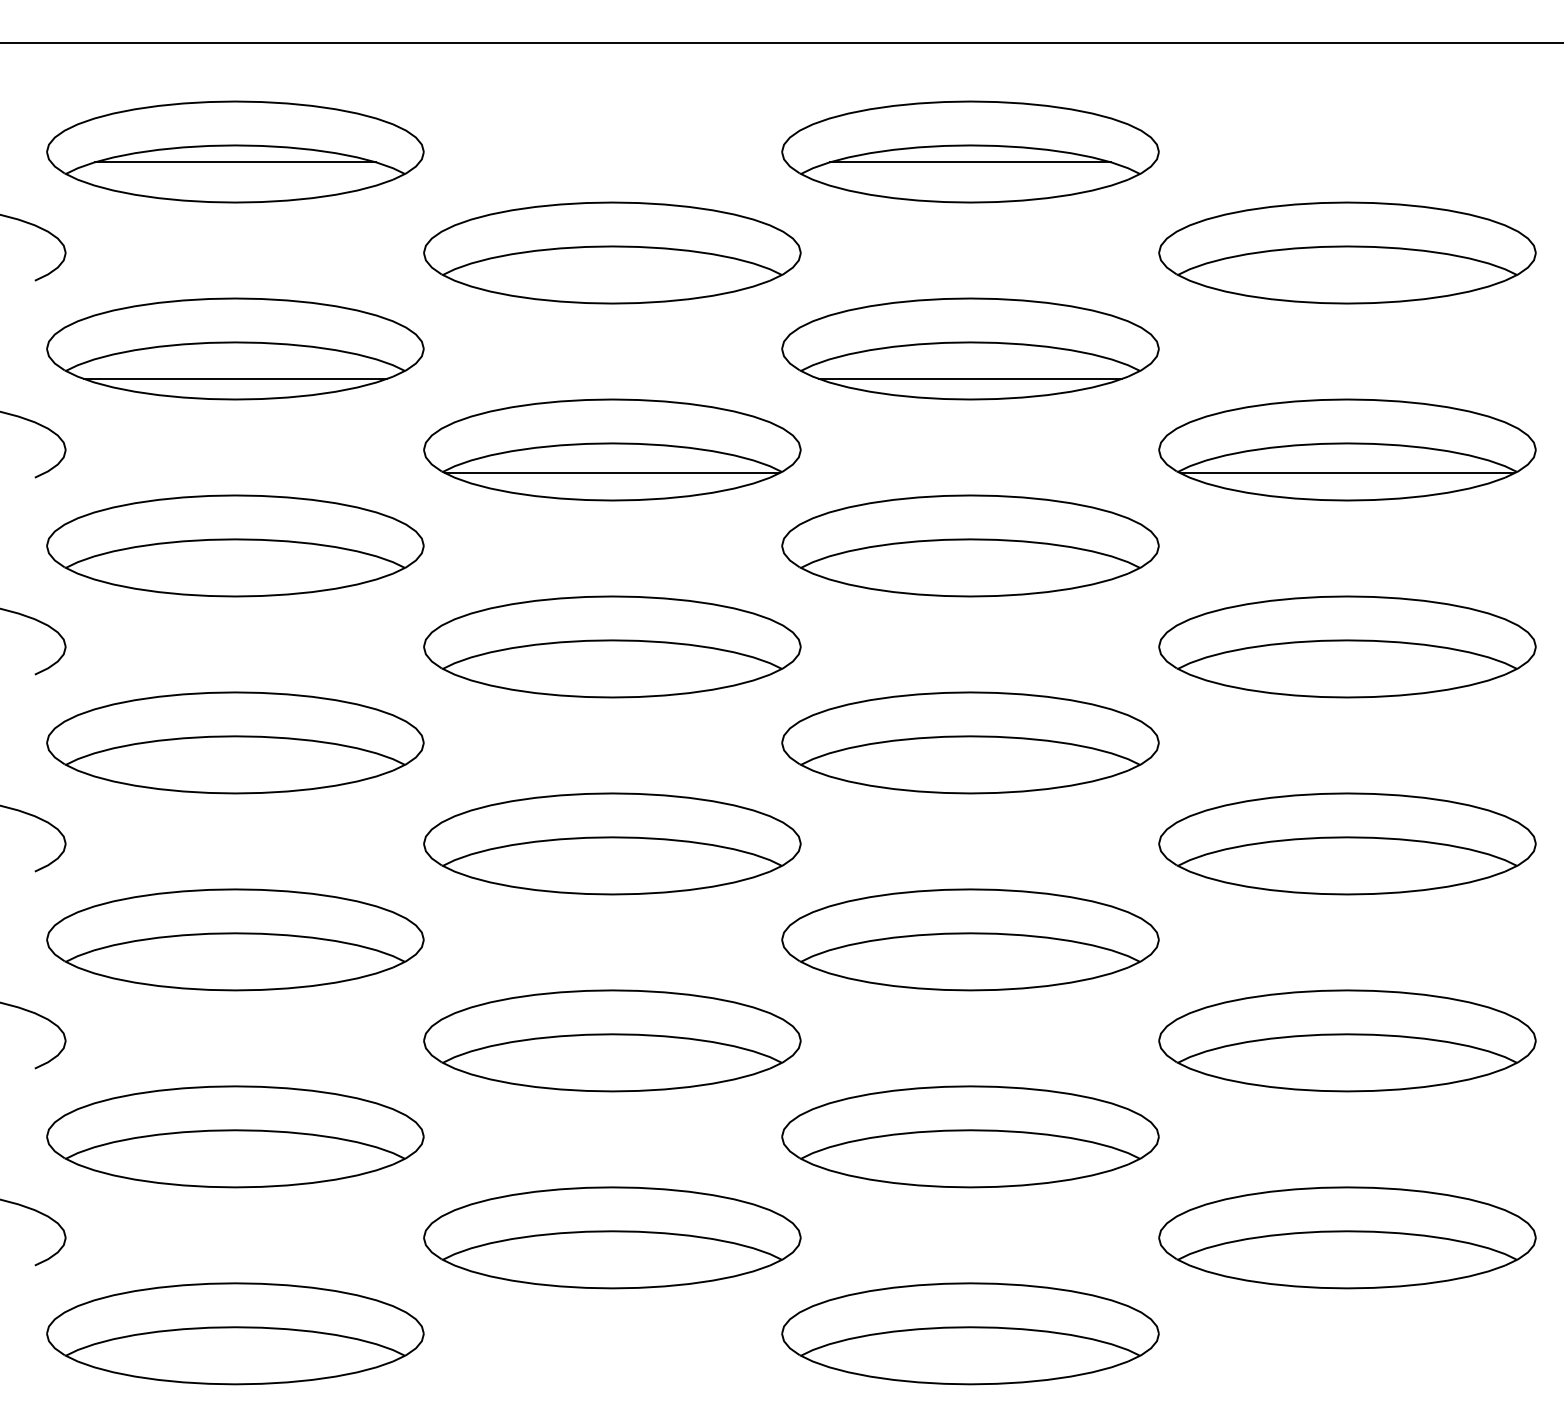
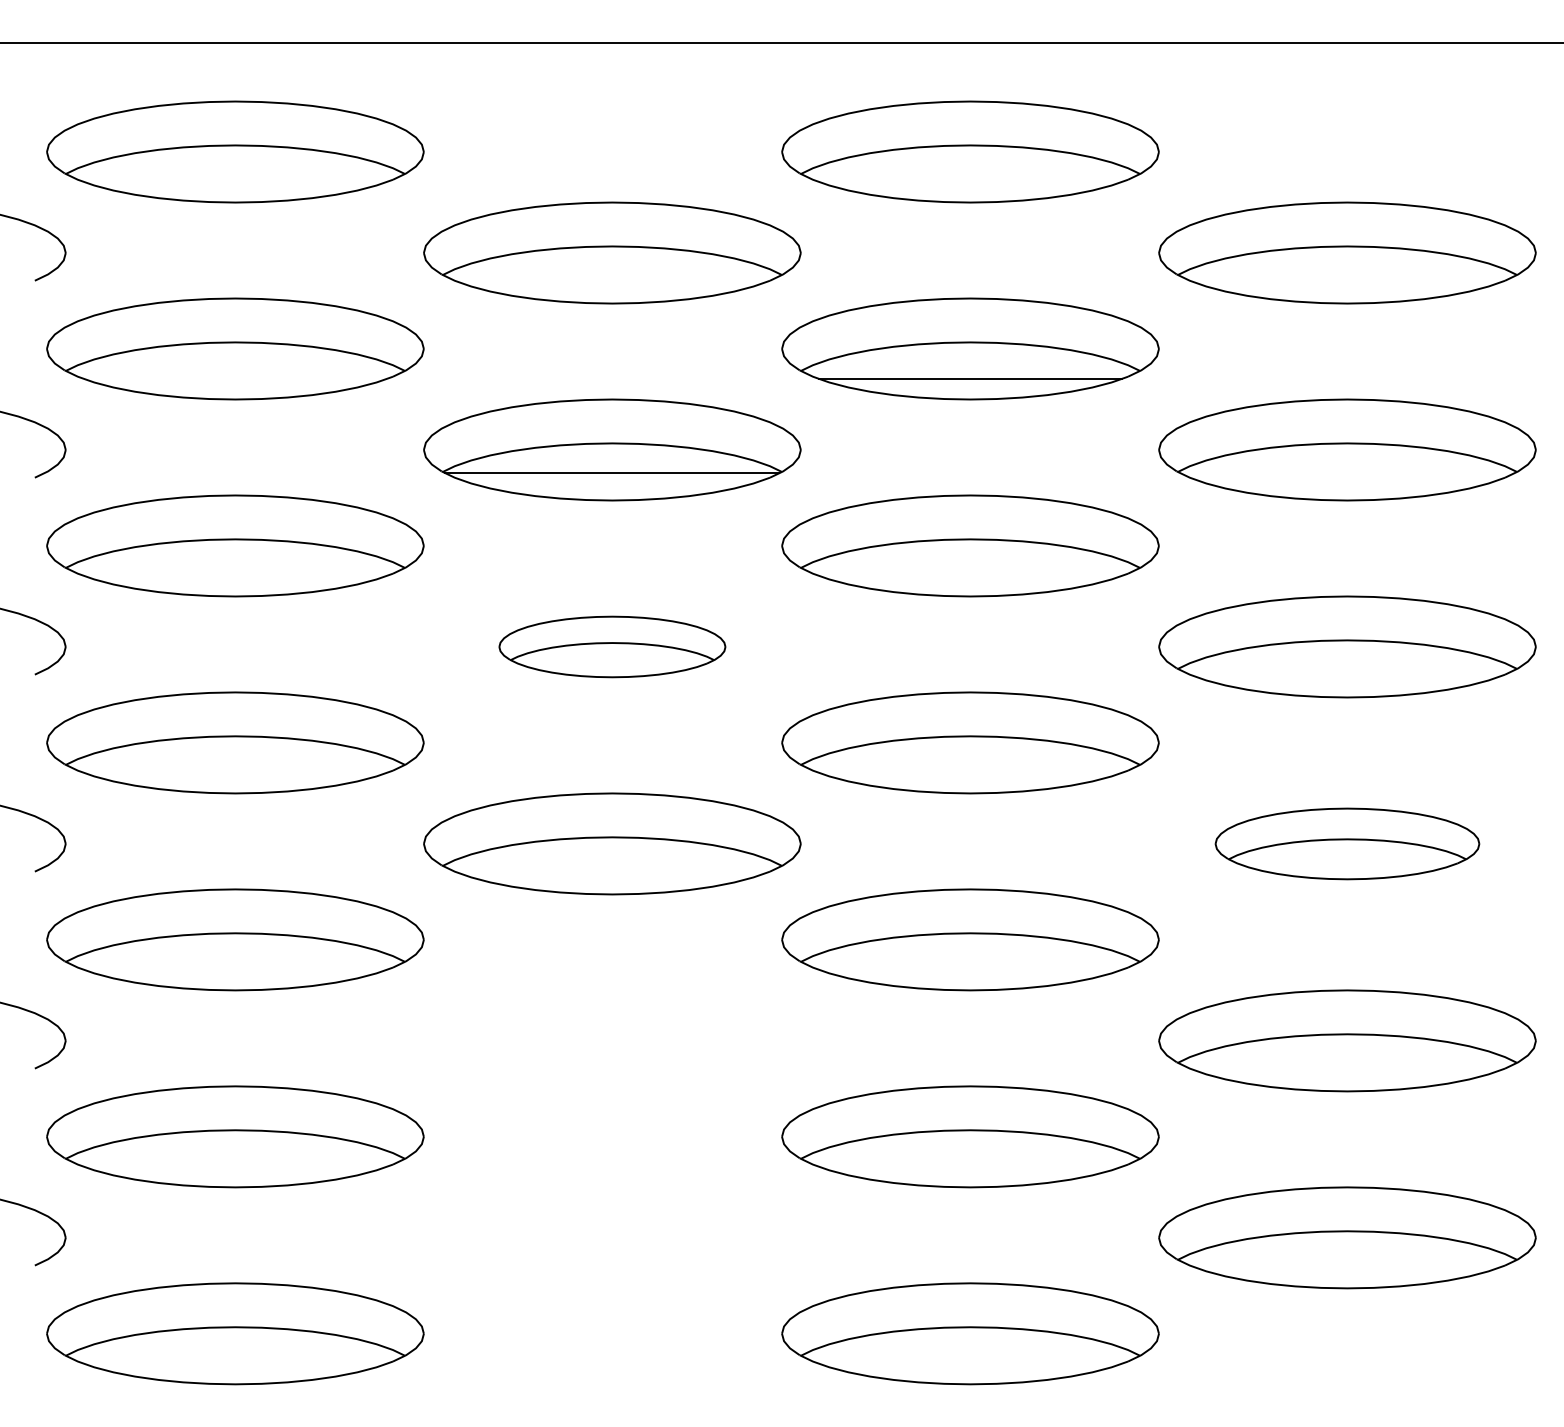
line: present -> none (235, 162)
line: present -> none (970, 162)
line: present -> none (235, 378)
line: present -> none (1347, 473)
part size: 379x104 px -> 229x64 px (612, 646)
part size: 379x104 px -> 267x74 px (1347, 843)
part: present -> none (612, 1040)
part: present -> none (612, 1237)
